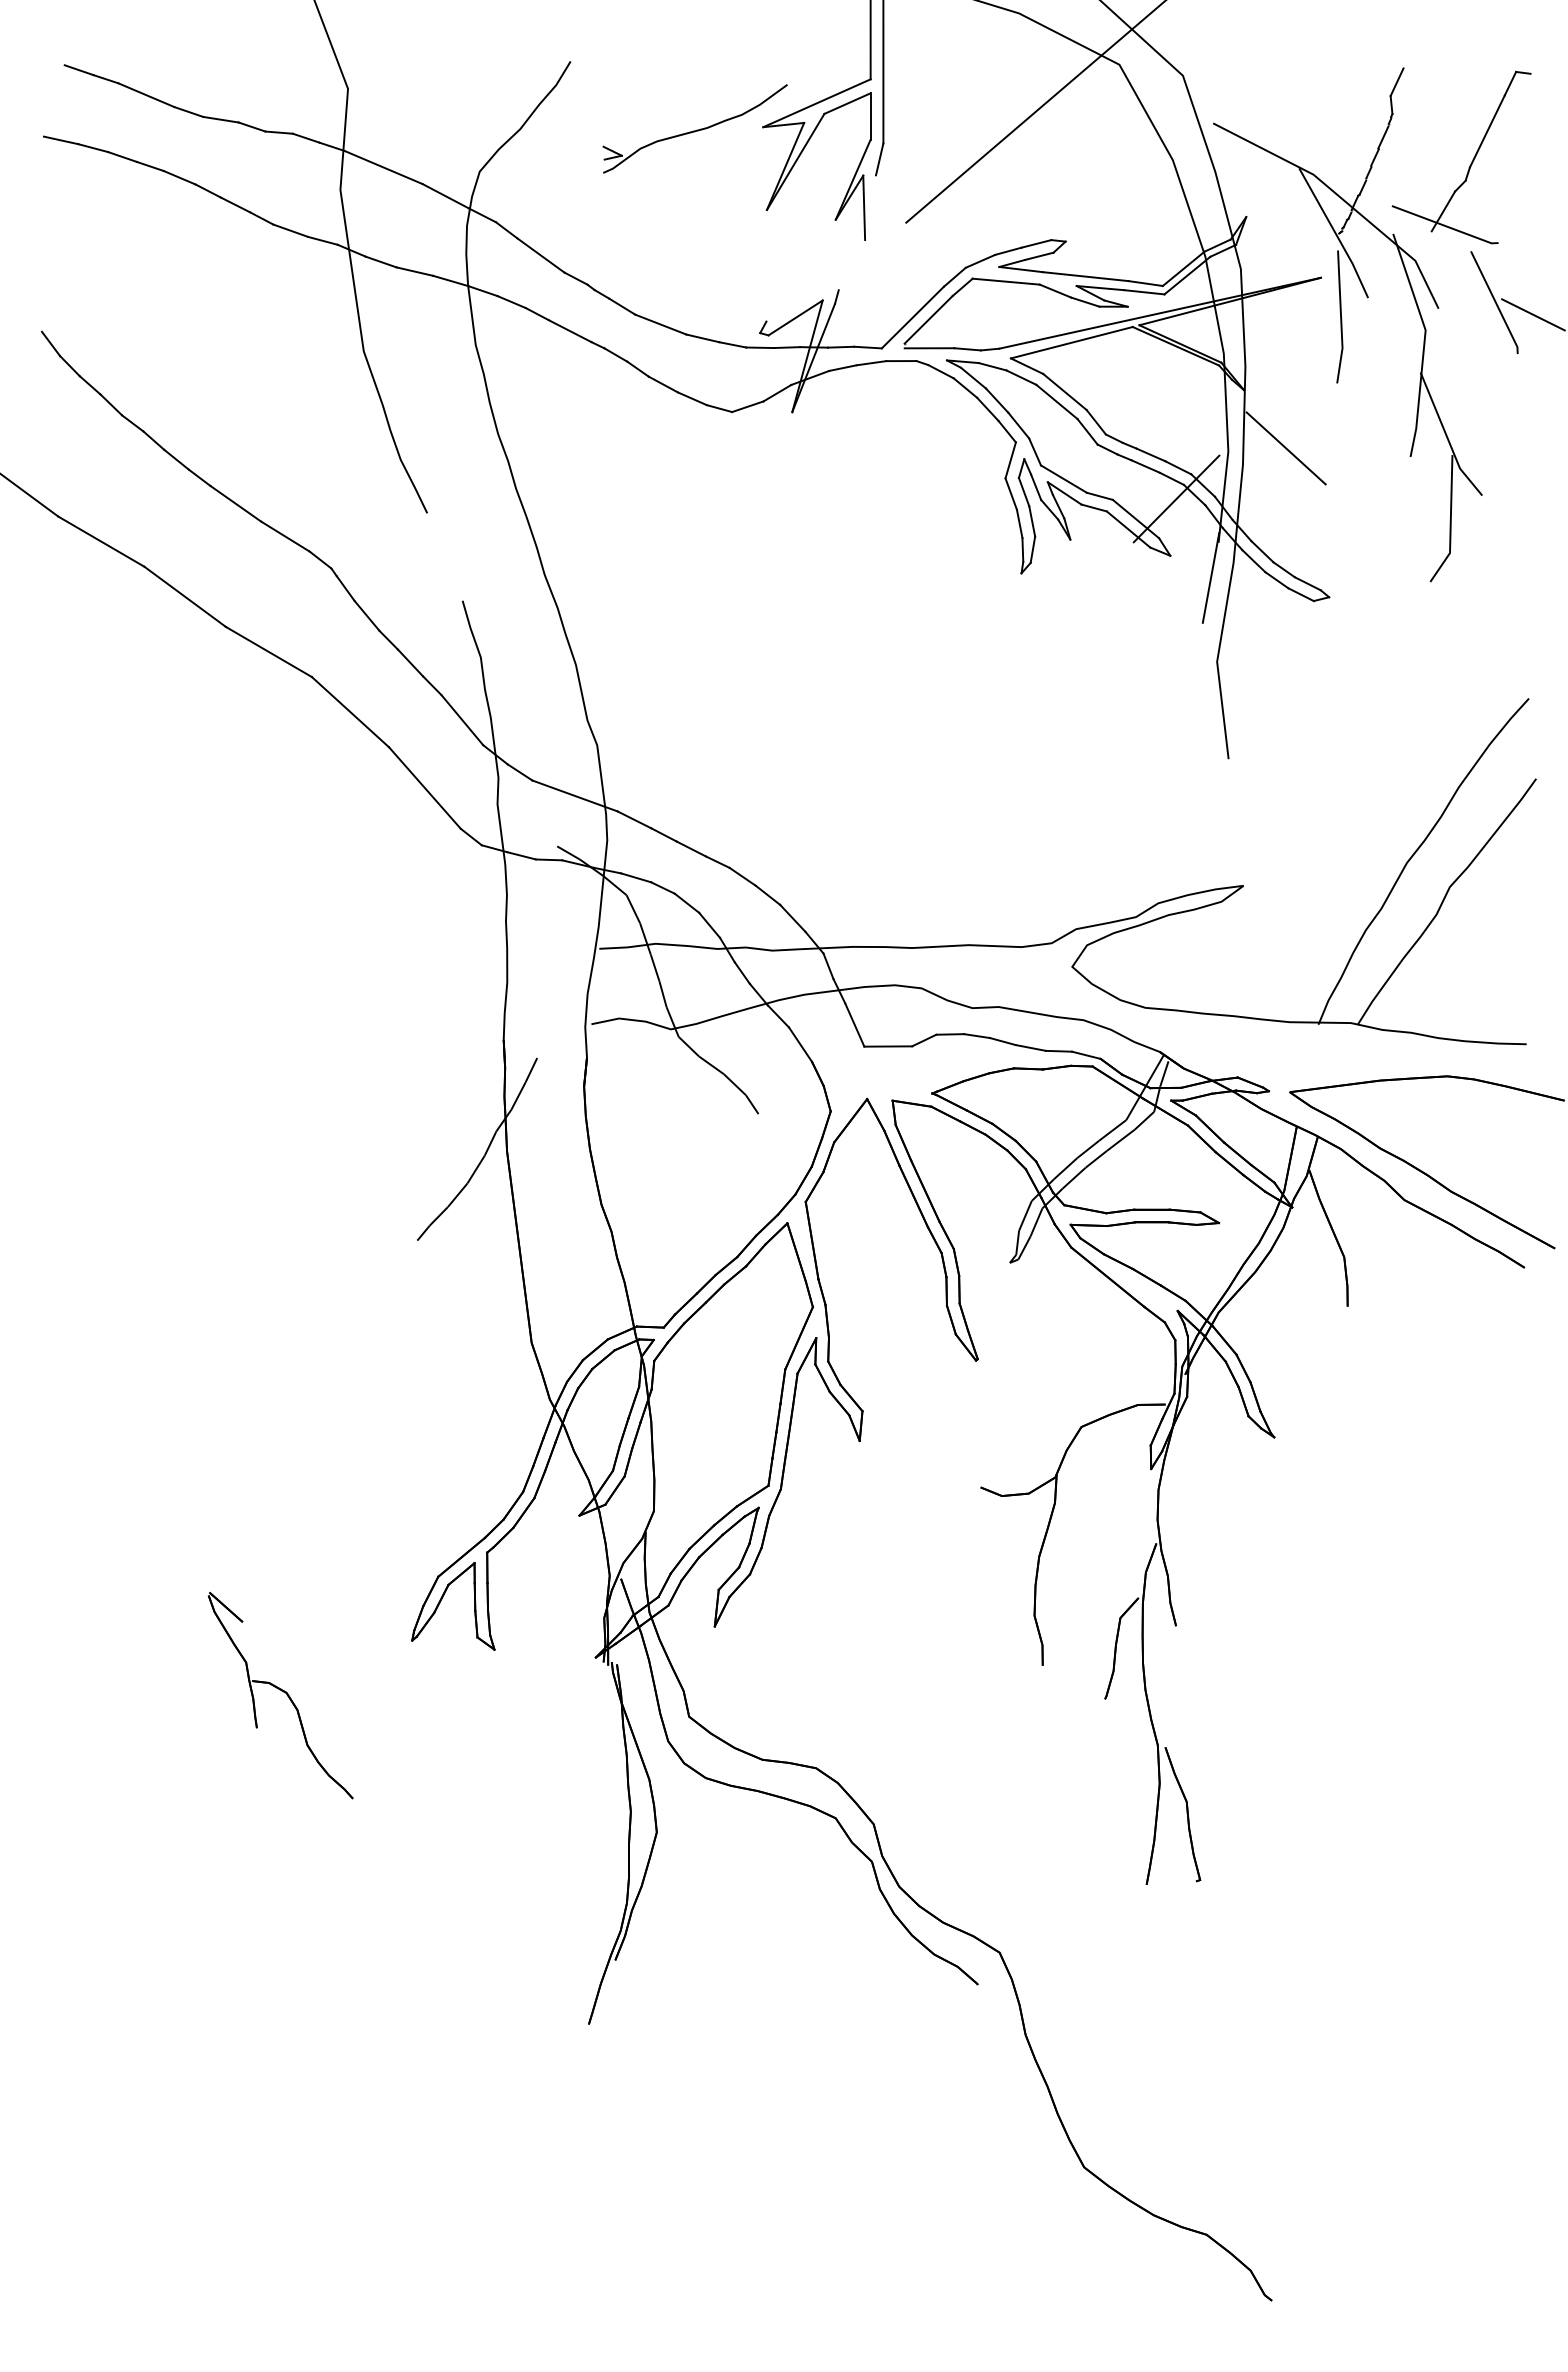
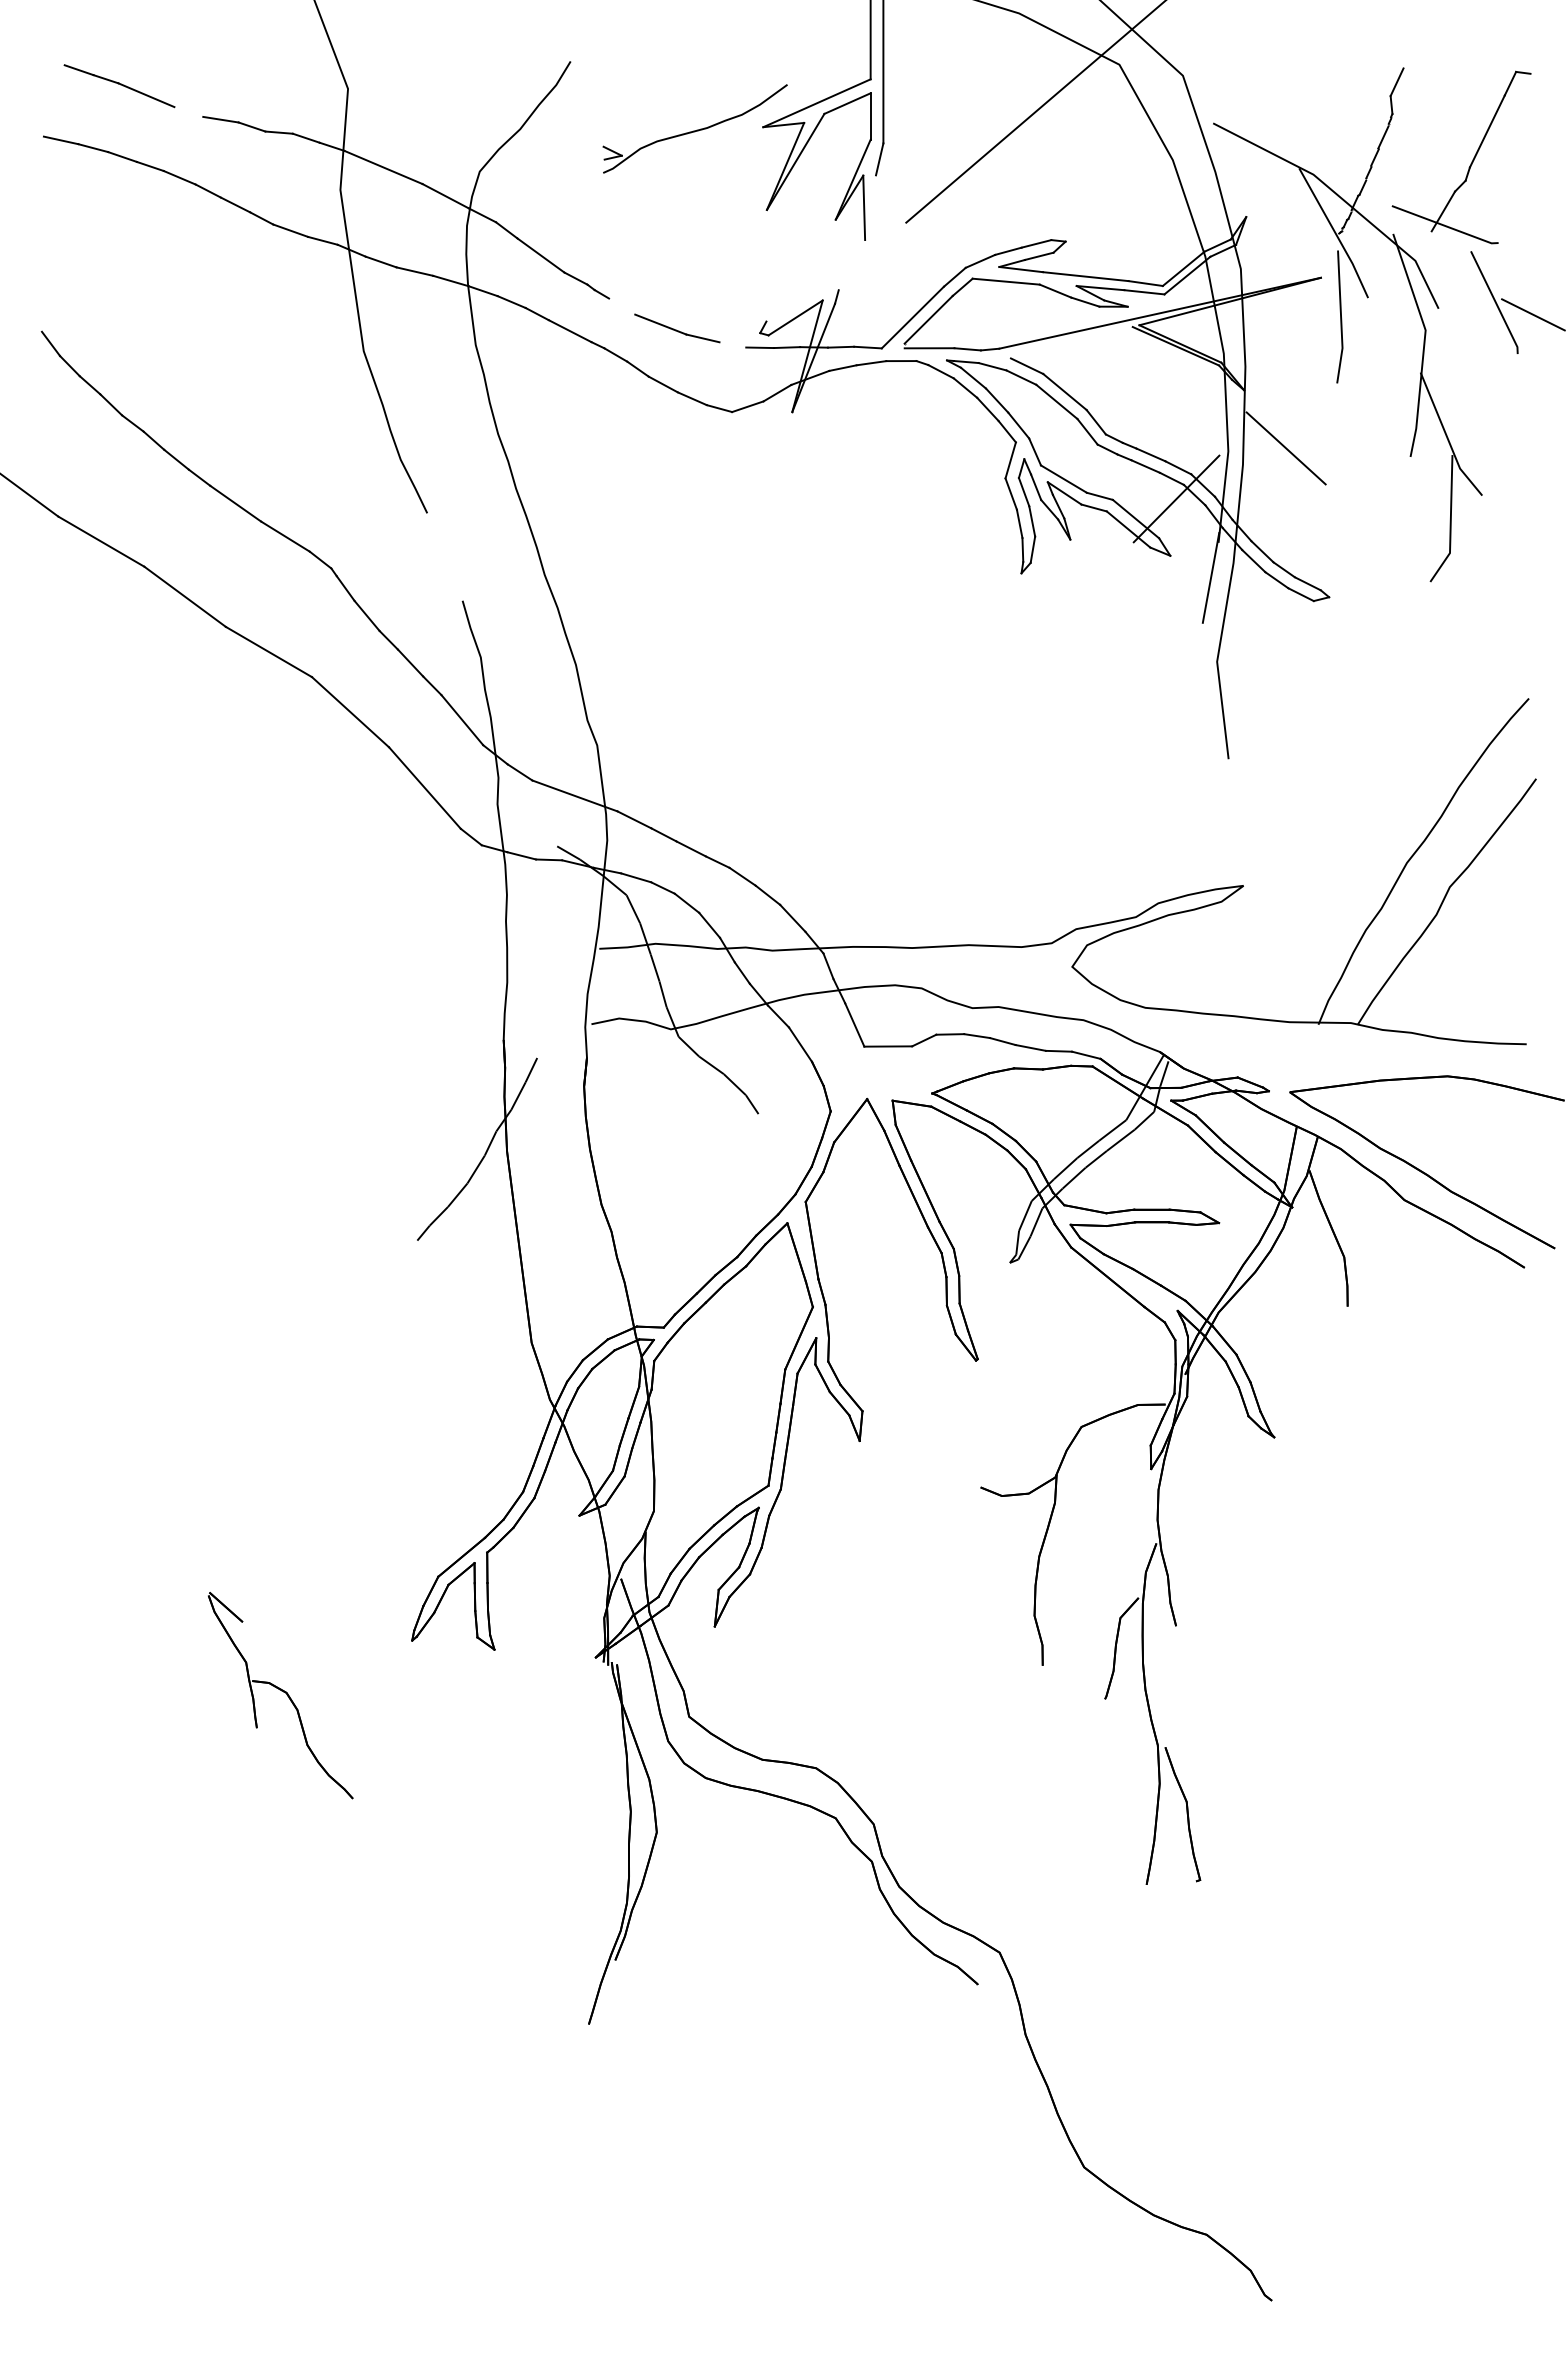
line: present -> none (188, 111)
line: present -> none (622, 306)
line: present -> none (1071, 342)
line: present -> none (732, 344)
